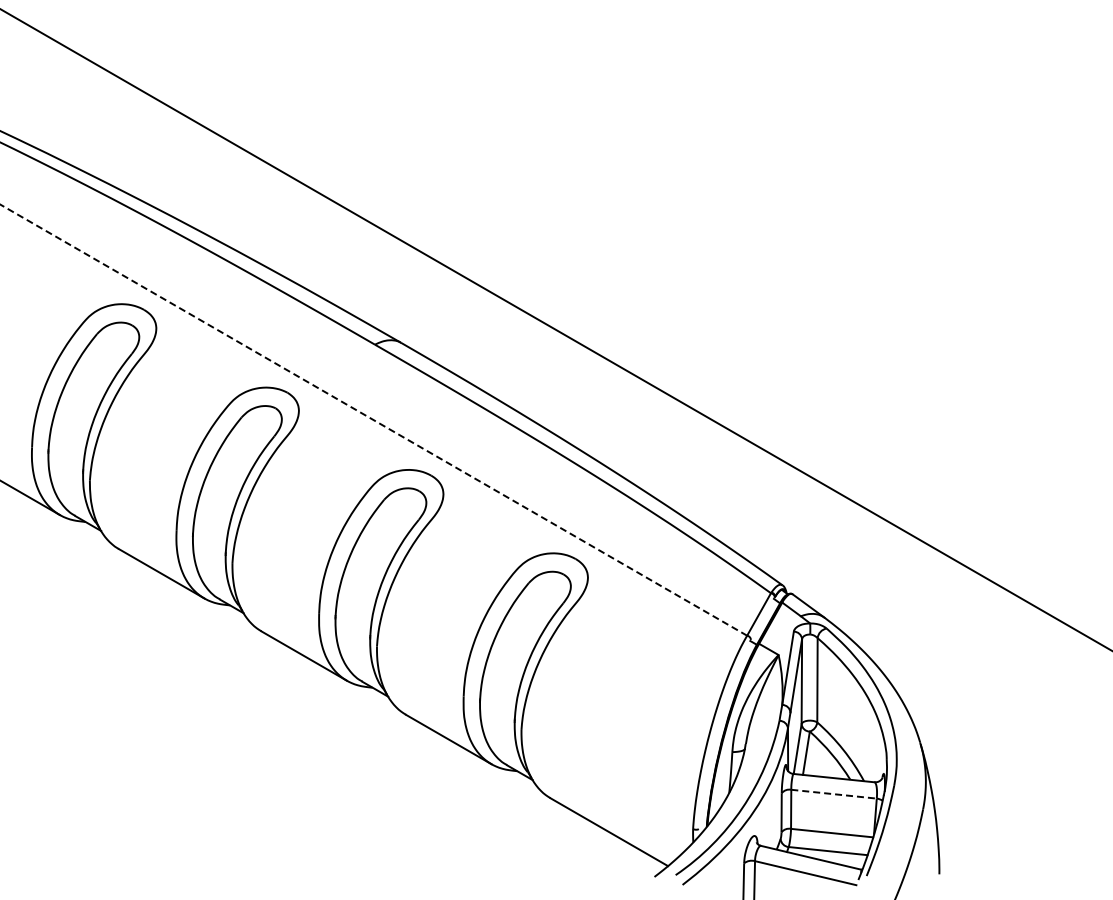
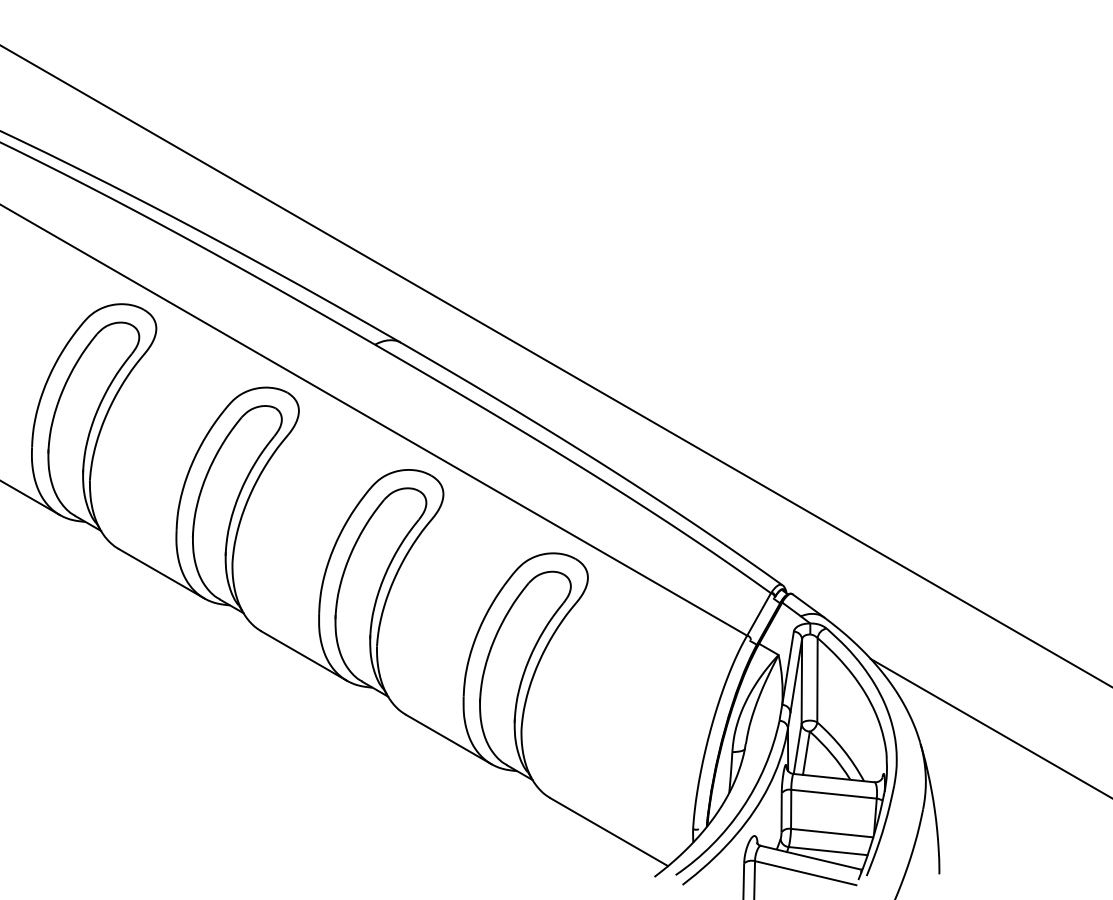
line position: (555, 329) -> (555, 365) (555, 365)
line: dashed -> solid (373, 420)
line: none -> present (989, 727)
line: dashed -> solid (834, 794)
